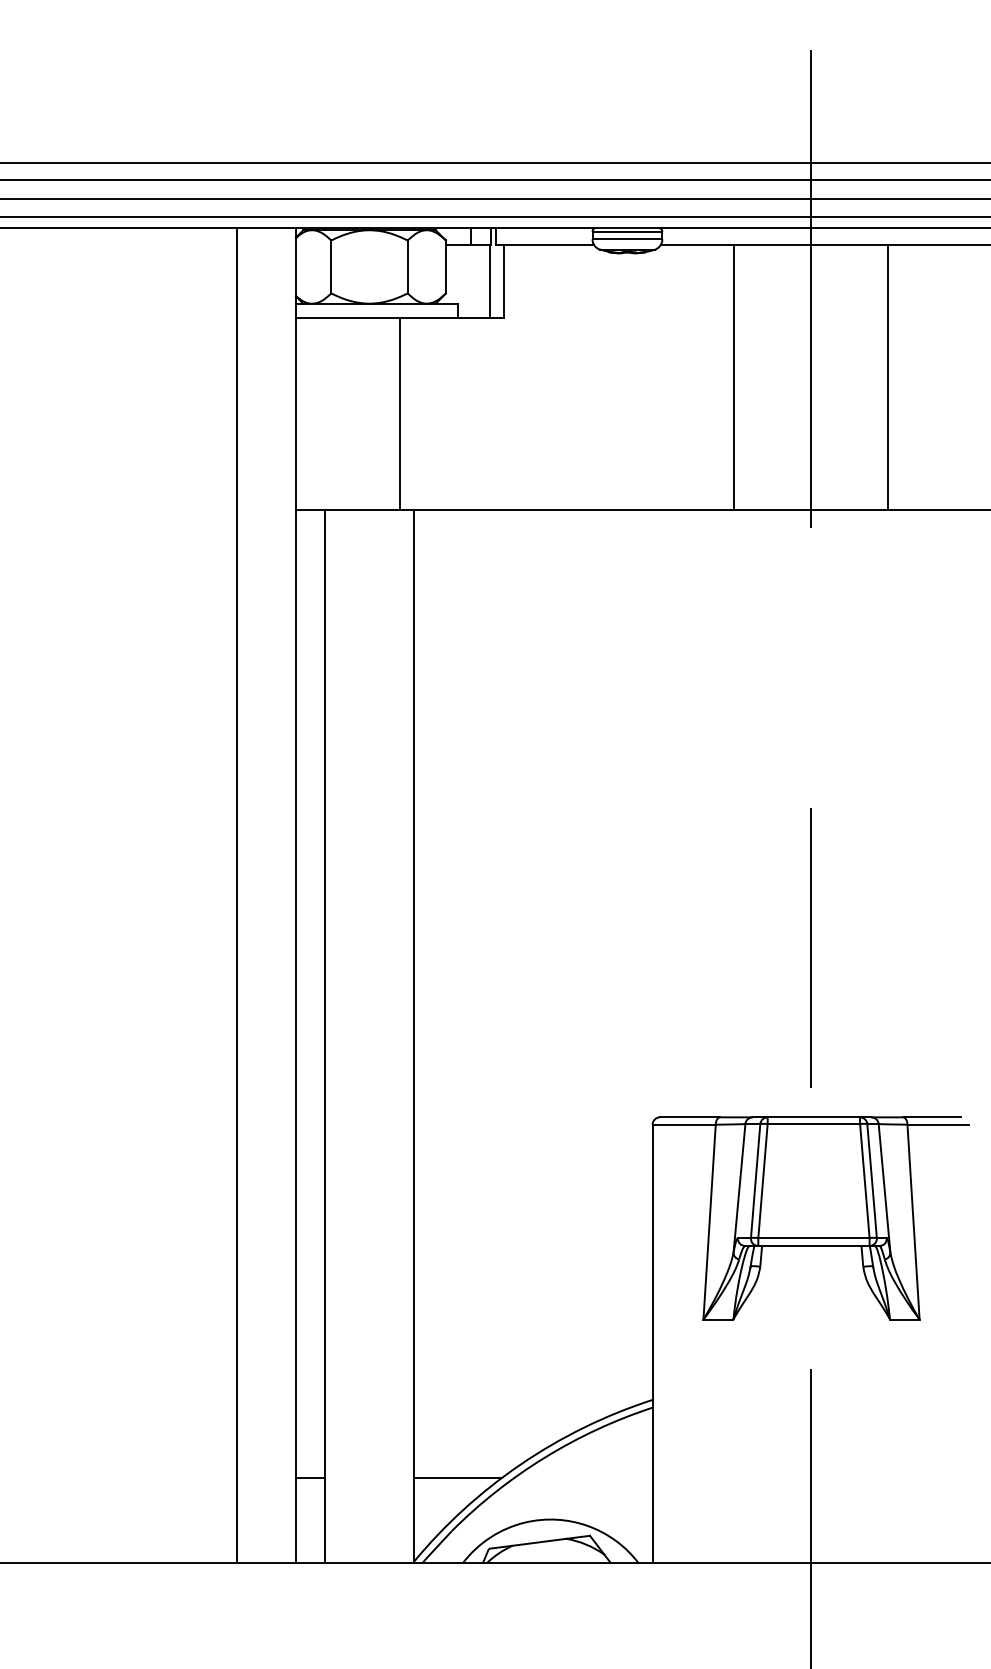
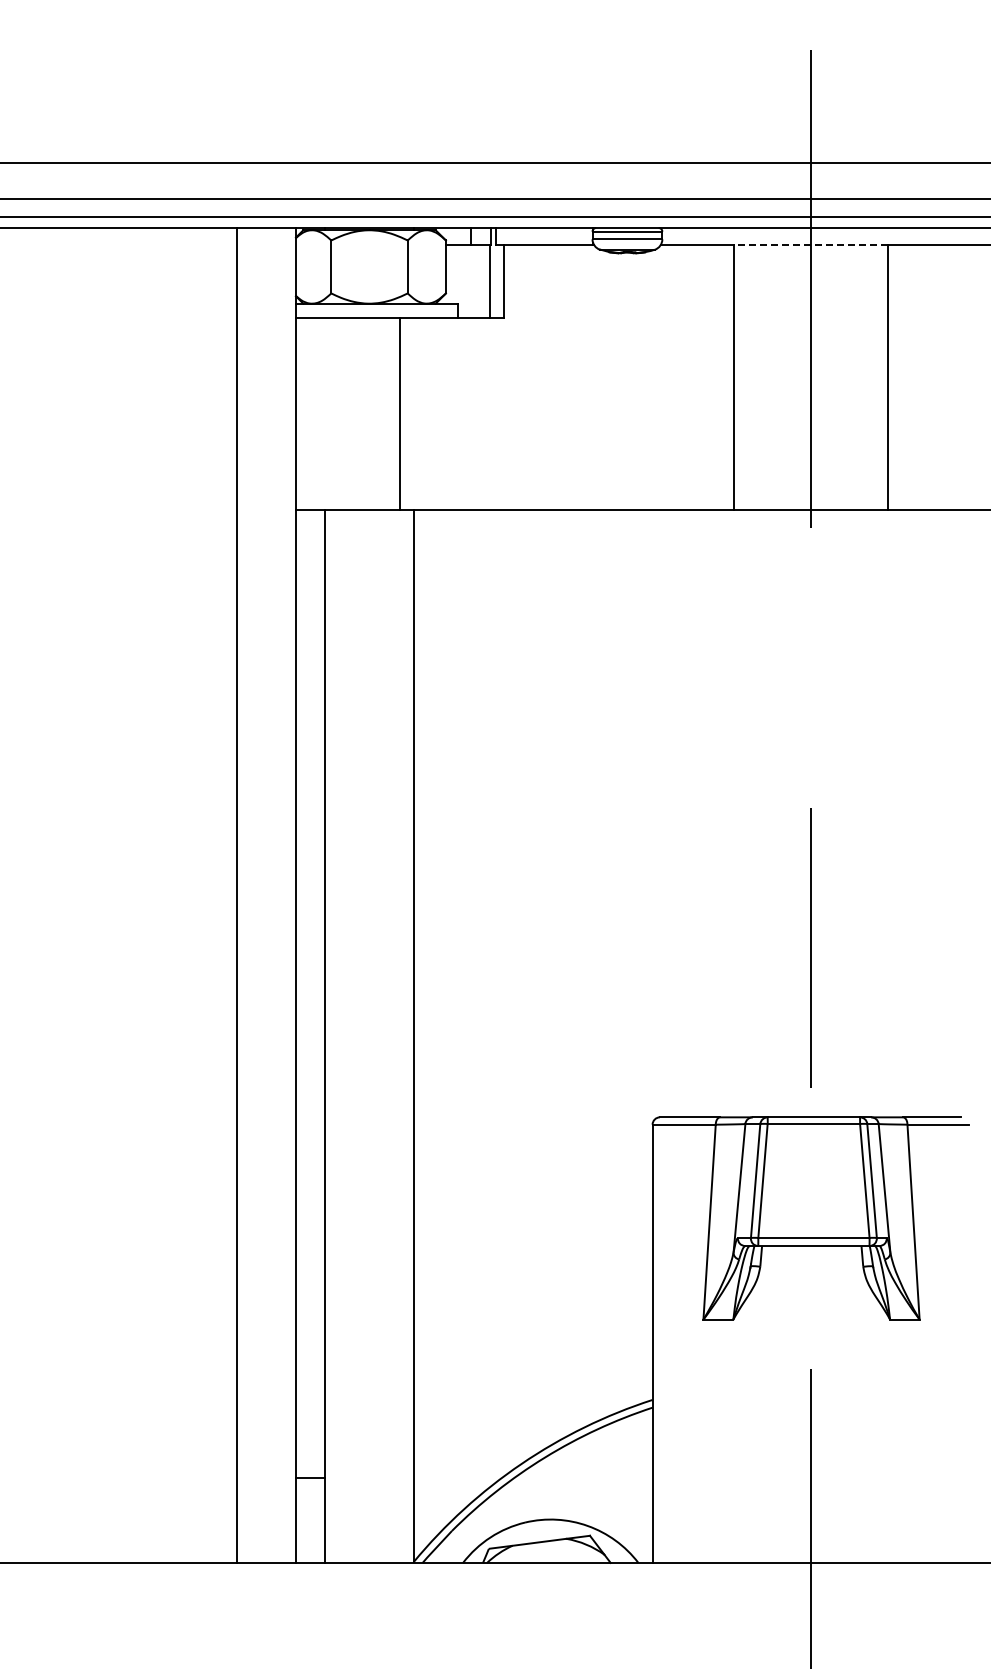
line: present -> none (494, 180)
line: solid -> dashed (810, 244)
line: present -> none (457, 1478)
